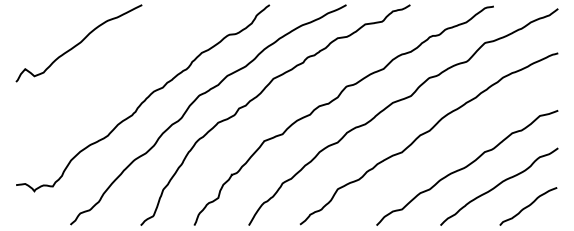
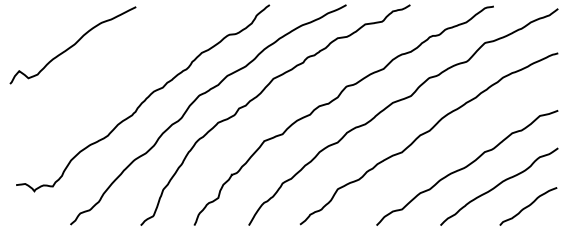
curve position: (78, 43) -> (72, 45) (72, 45)
